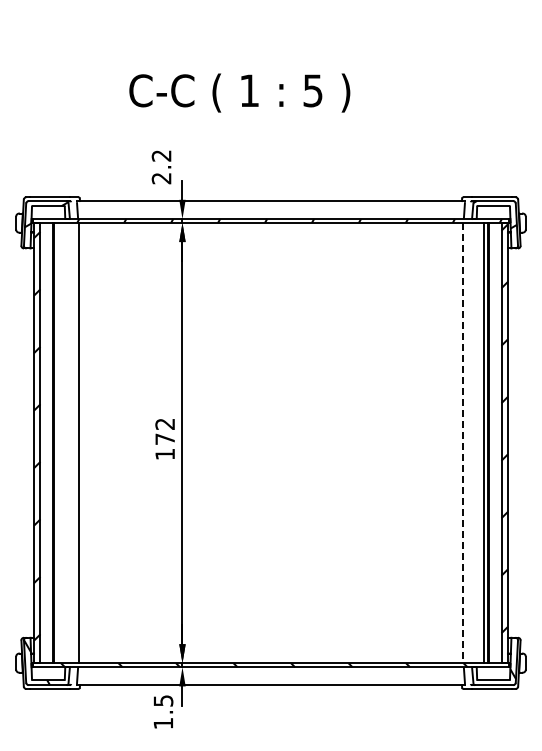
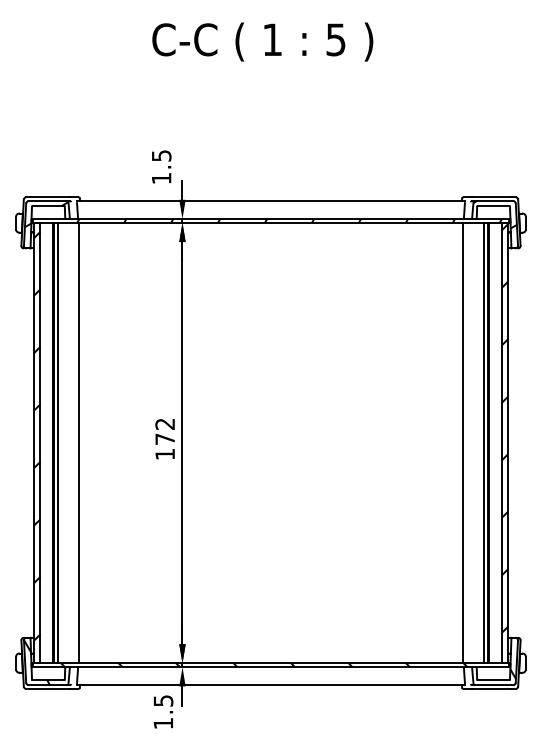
text position: (239, 92) -> (262, 41) (262, 41)
text: 2.2 -> 1.5 (161, 167)
line: none -> present (58, 442)
line: dashed -> solid (463, 443)
